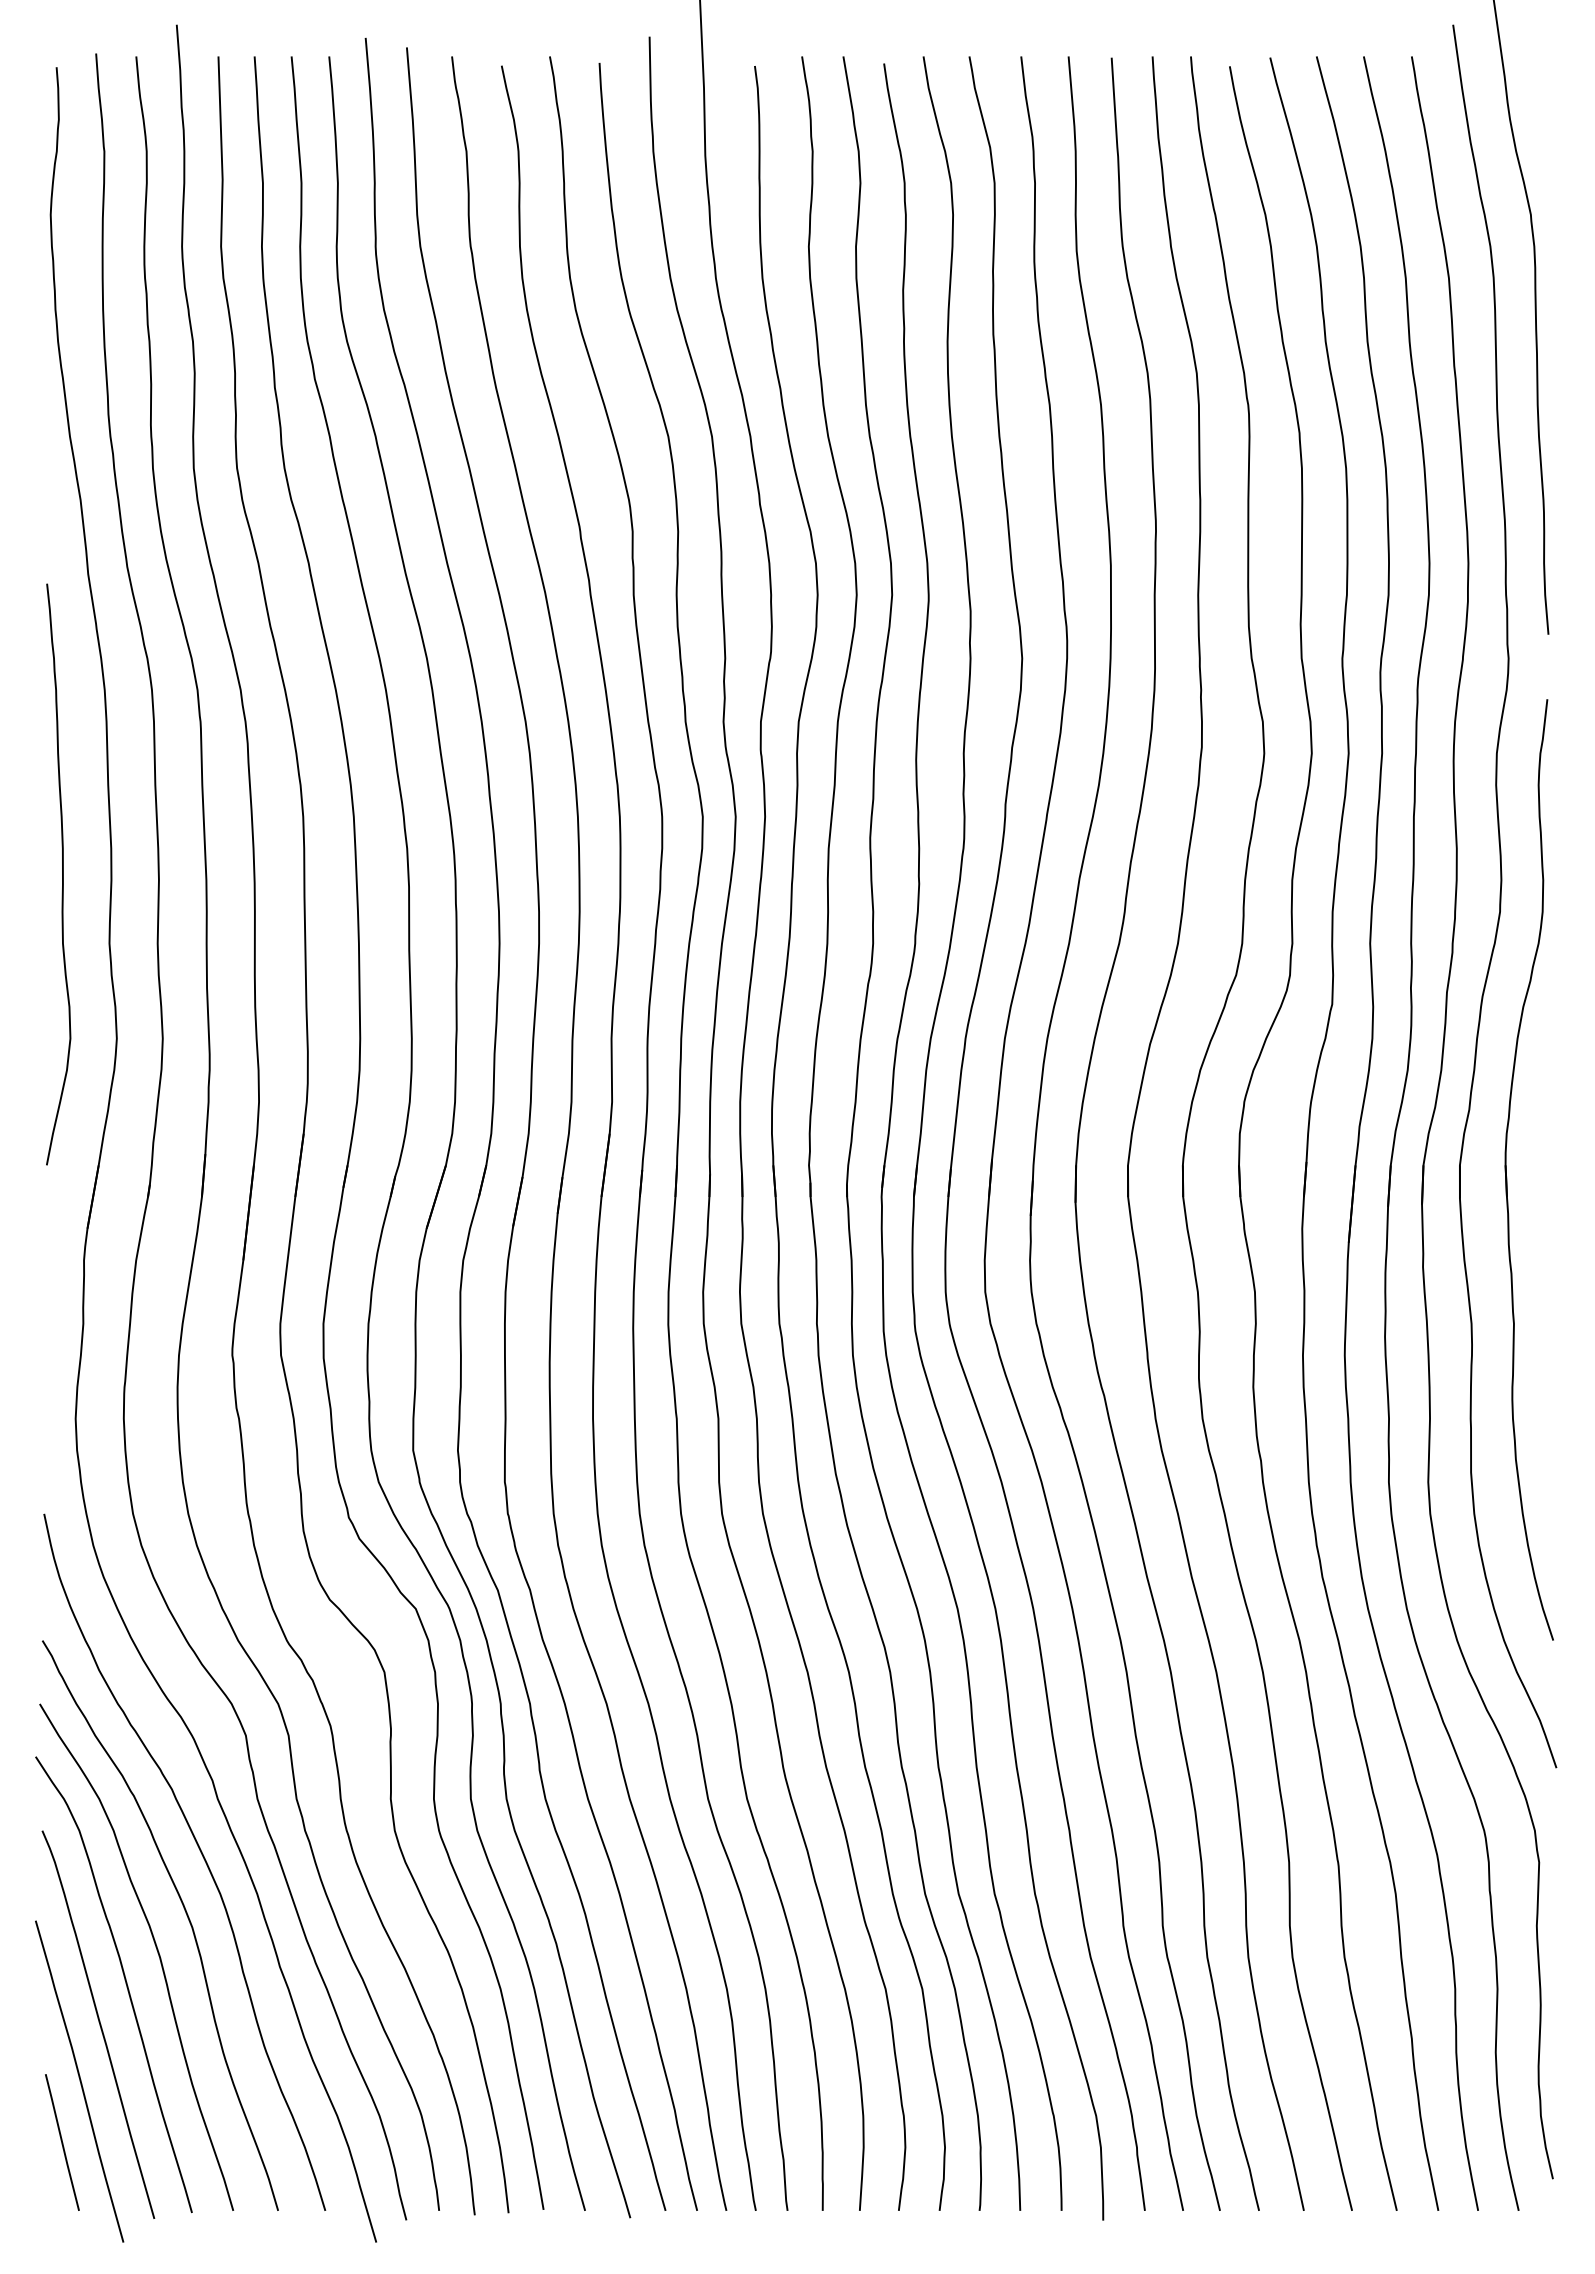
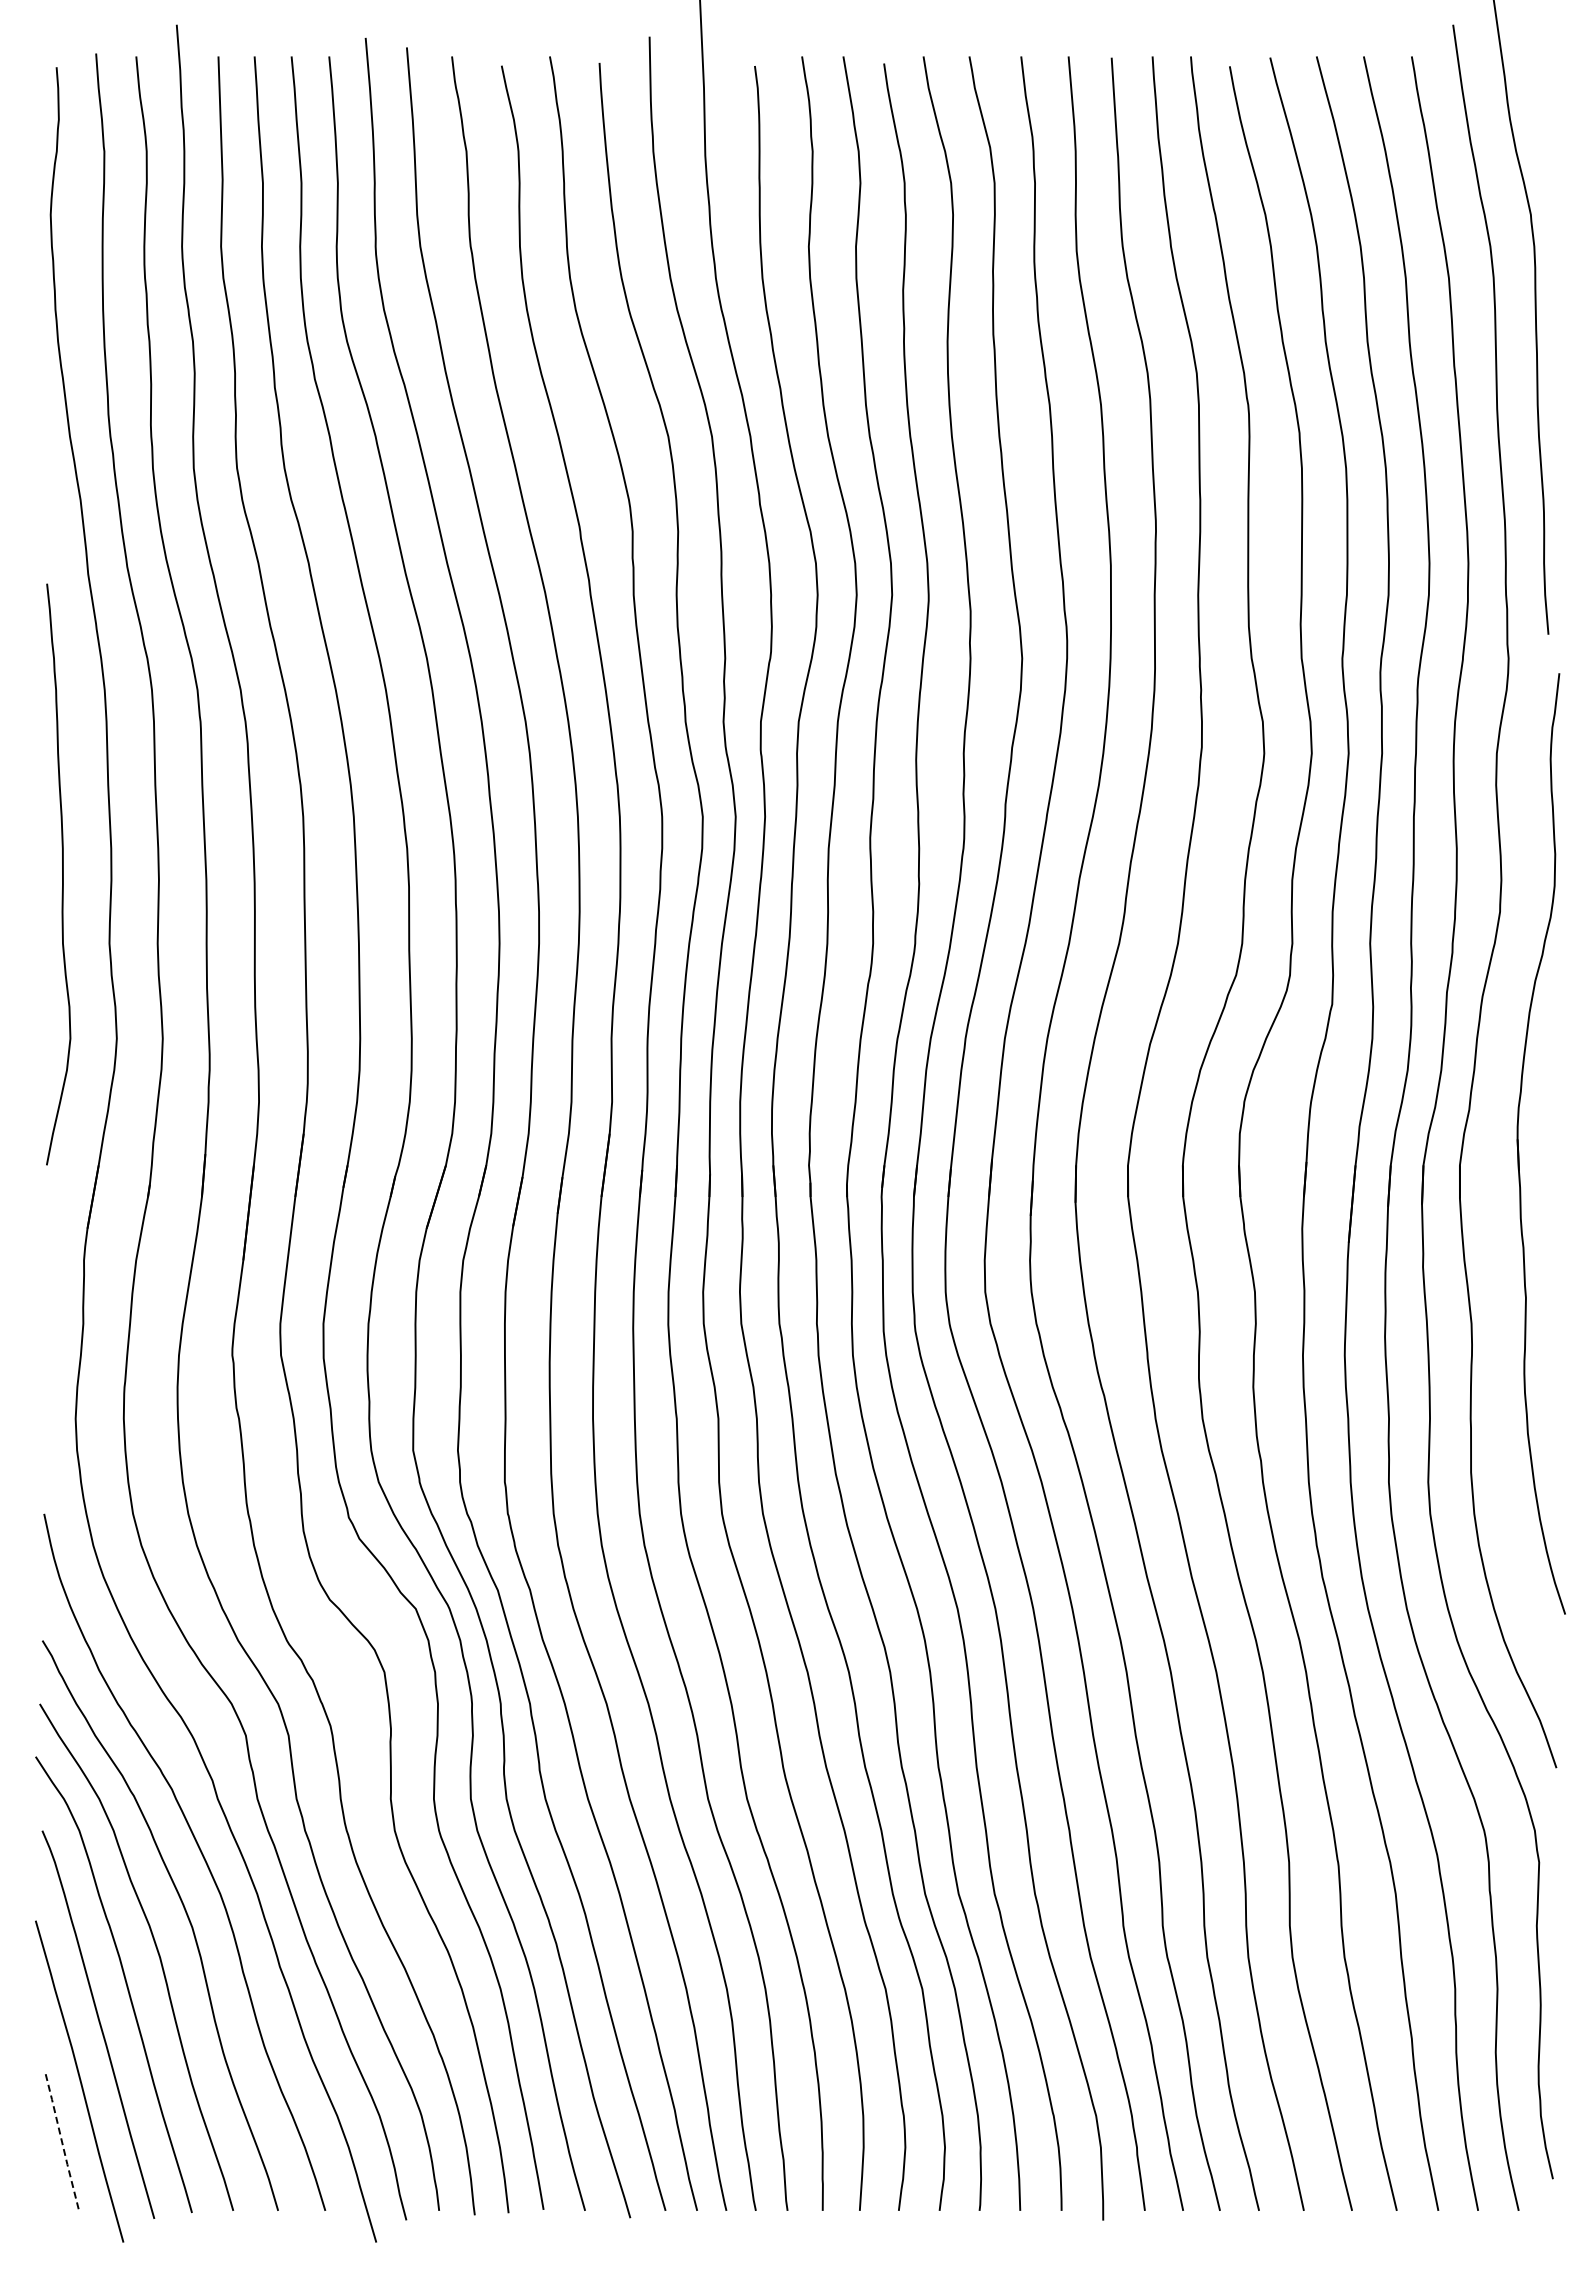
part position: (1506, 1169) -> (1518, 1143) (1518, 1143)
line: solid -> dashed (62, 2142)
